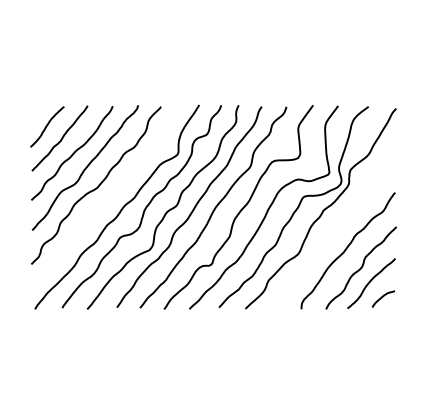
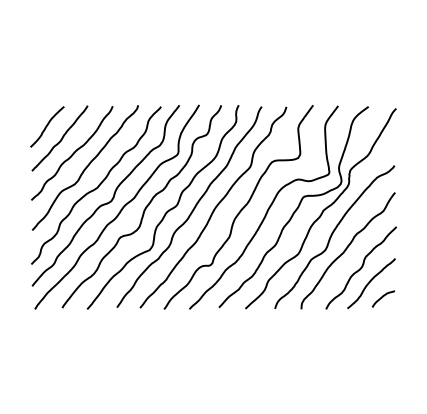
curve: none -> present (111, 198)
curve: none -> present (332, 235)
